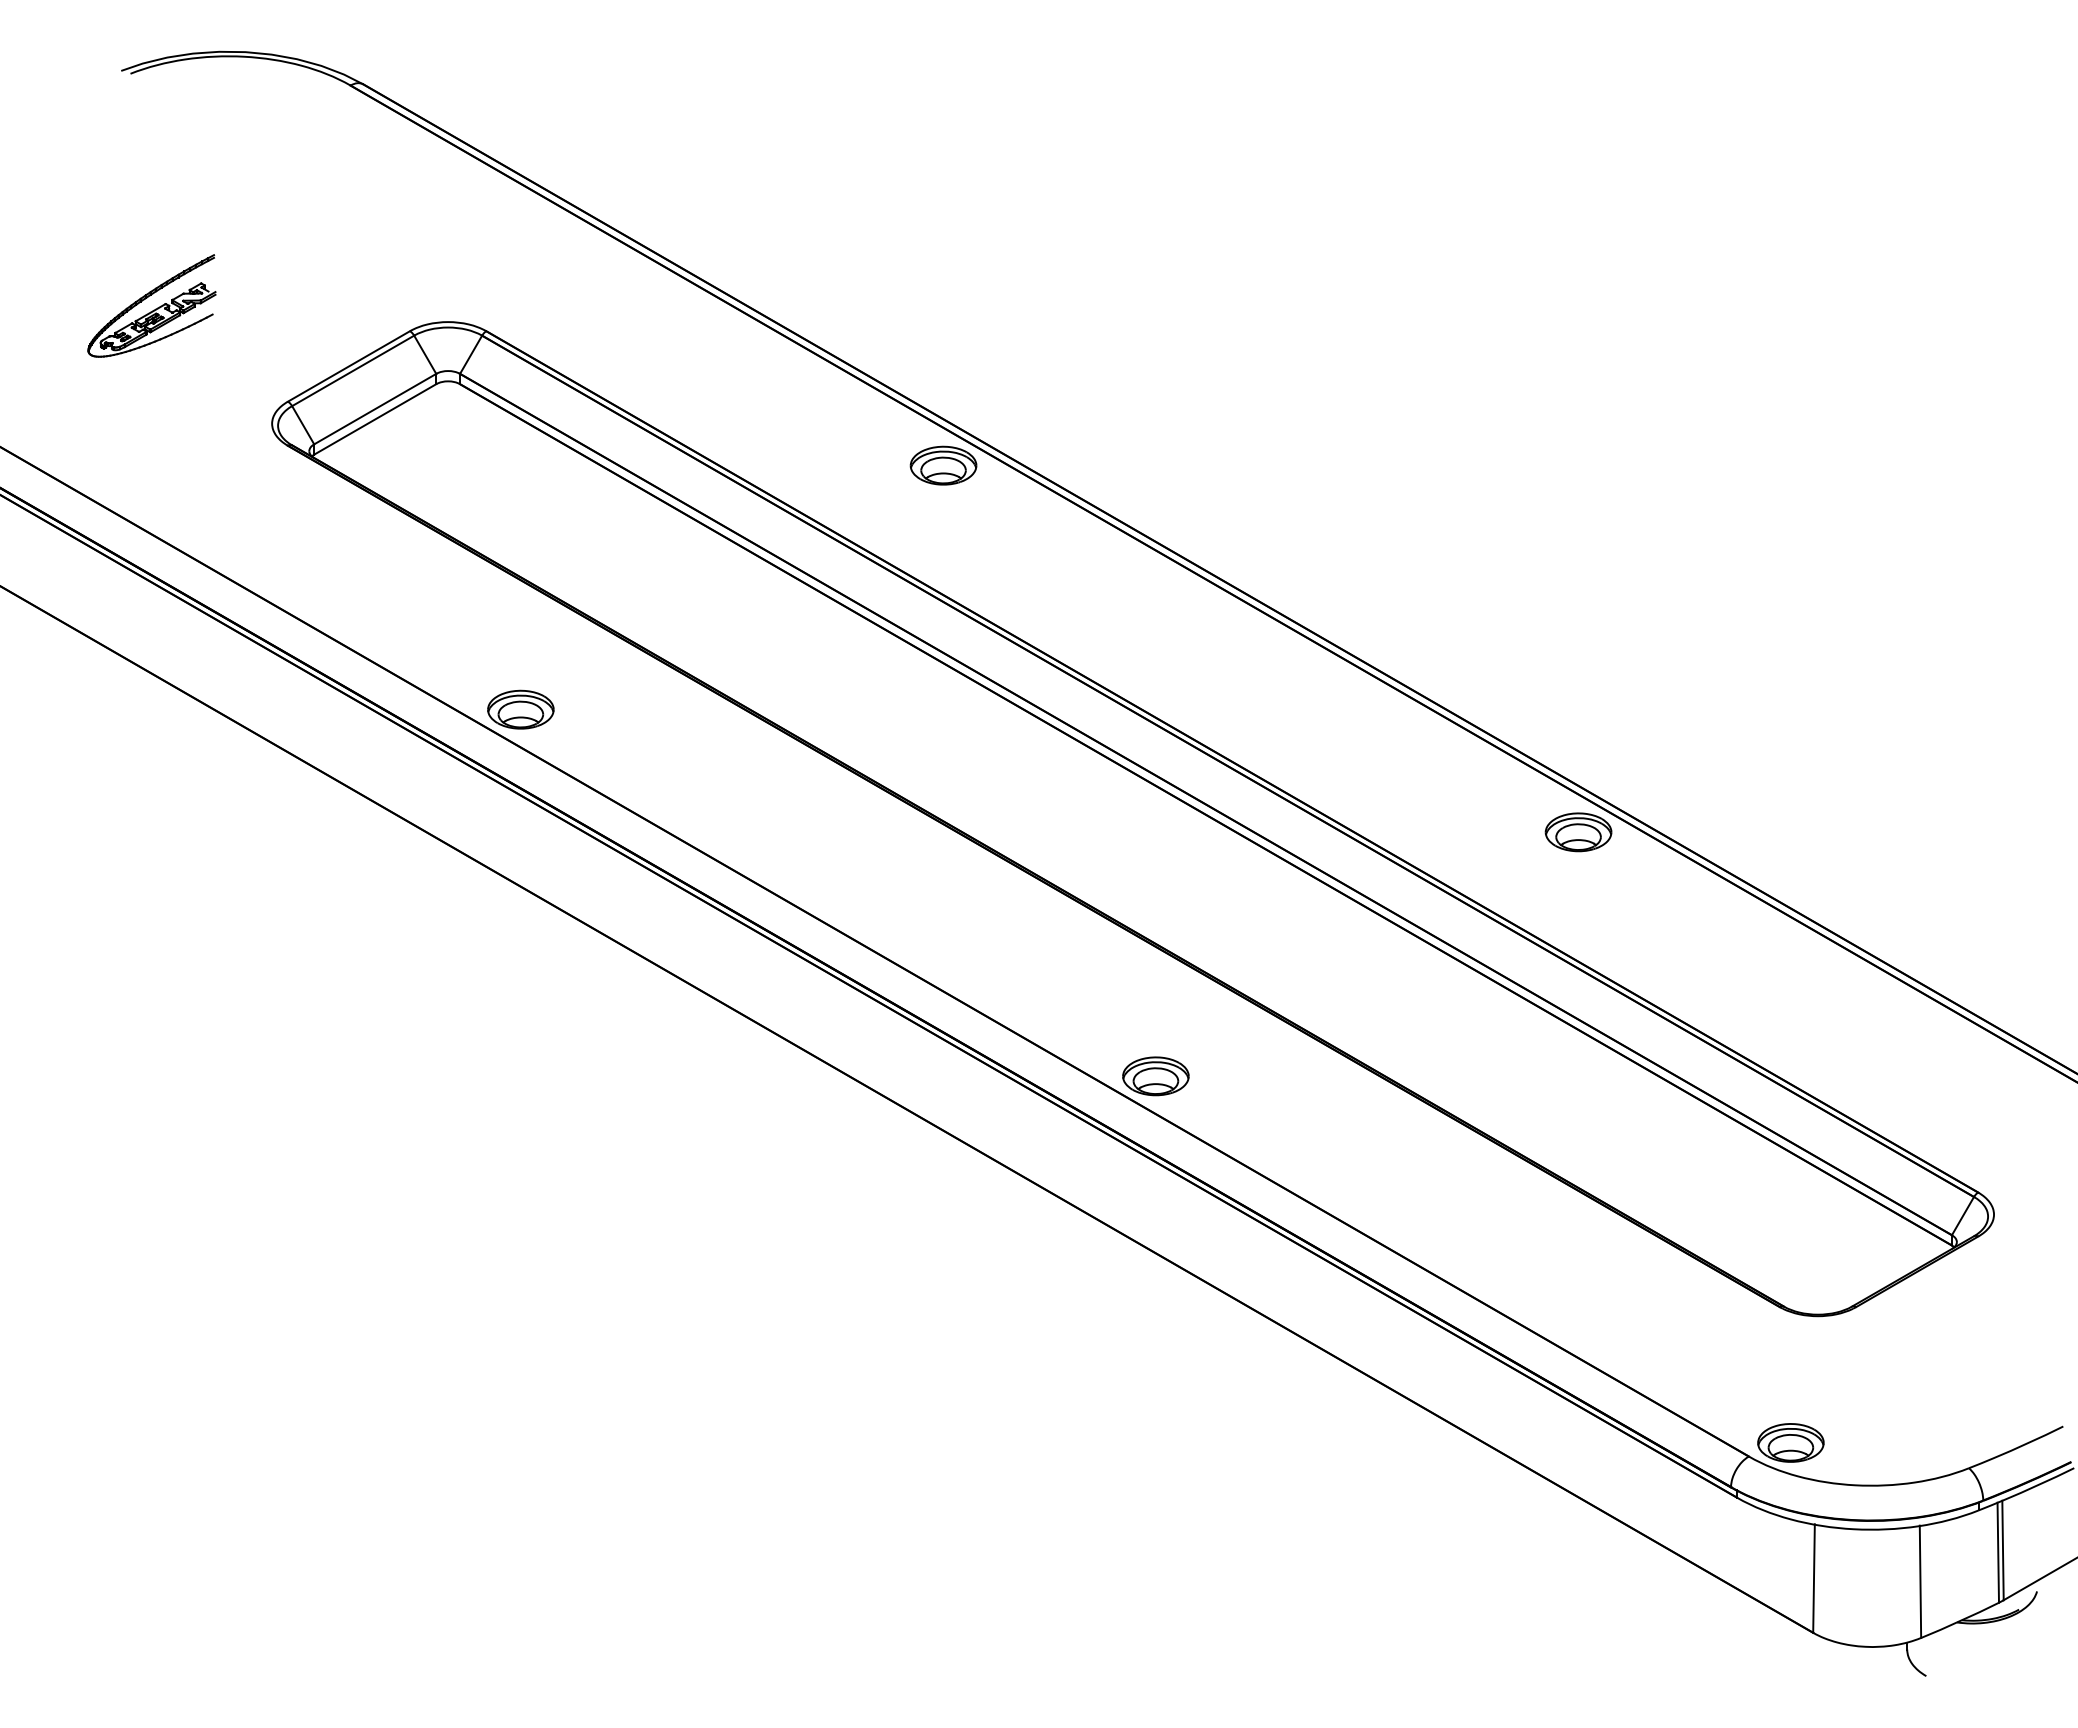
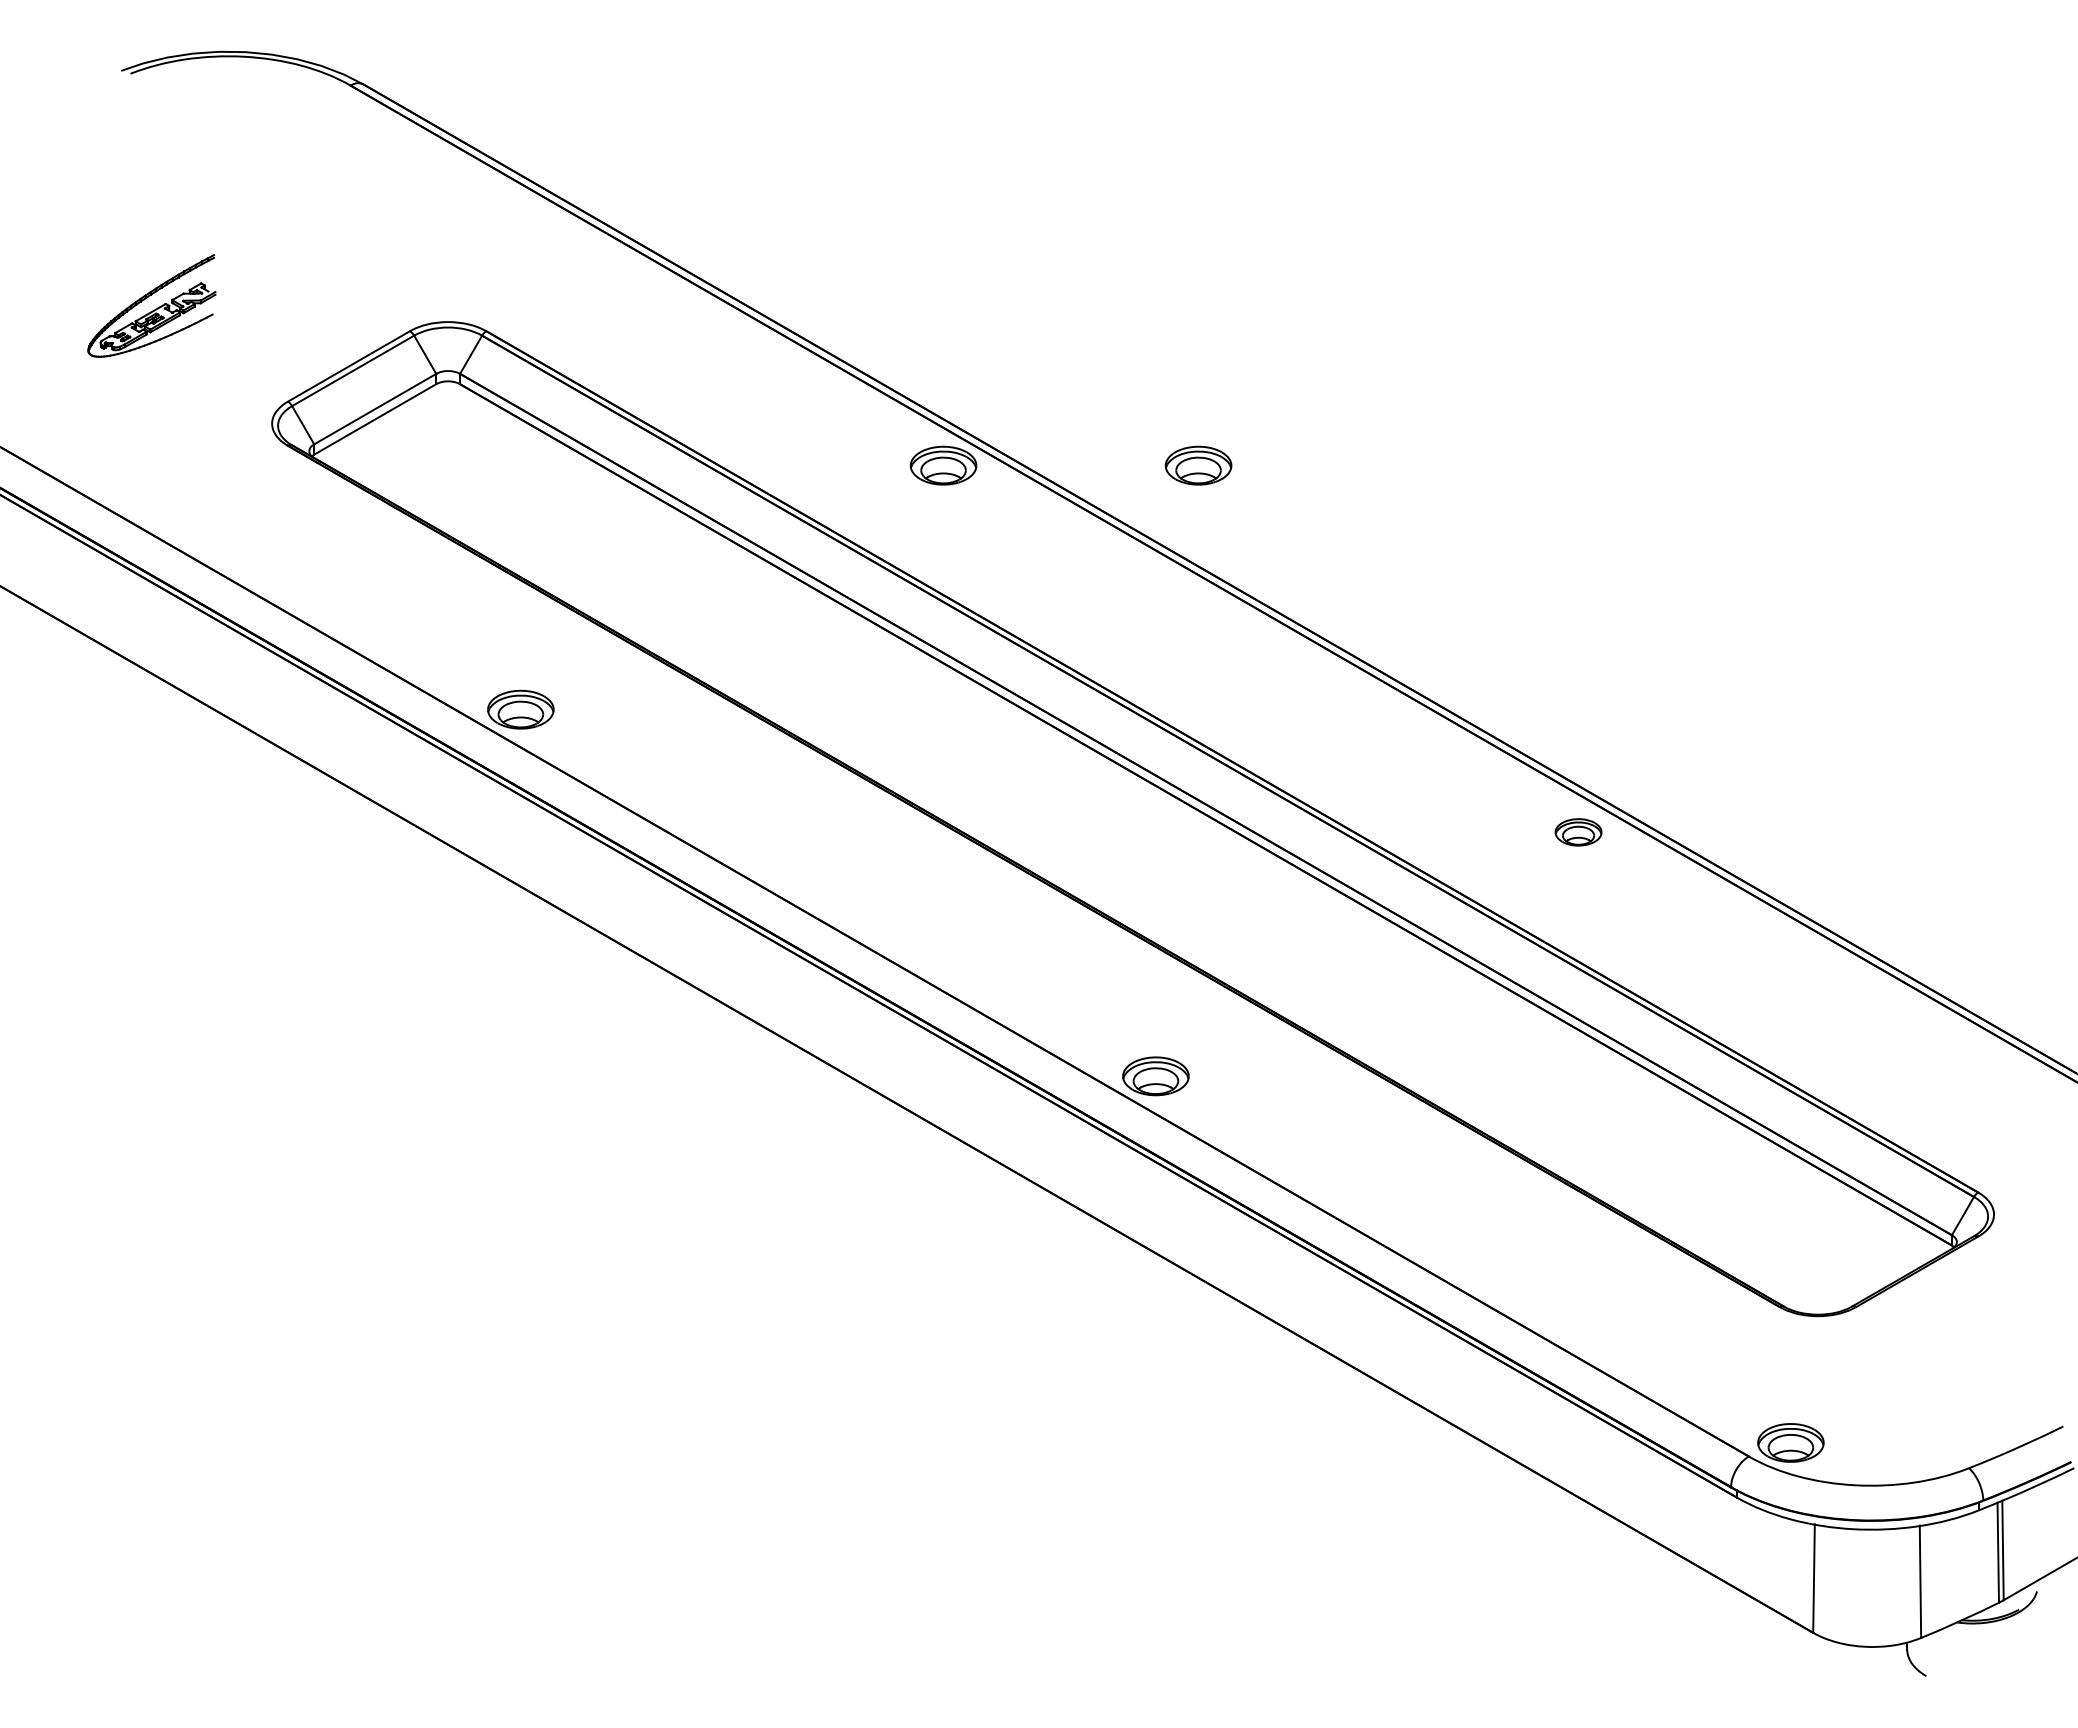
part: none -> present (1198, 465)
part size: 69x41 px -> 49x29 px (1578, 832)
